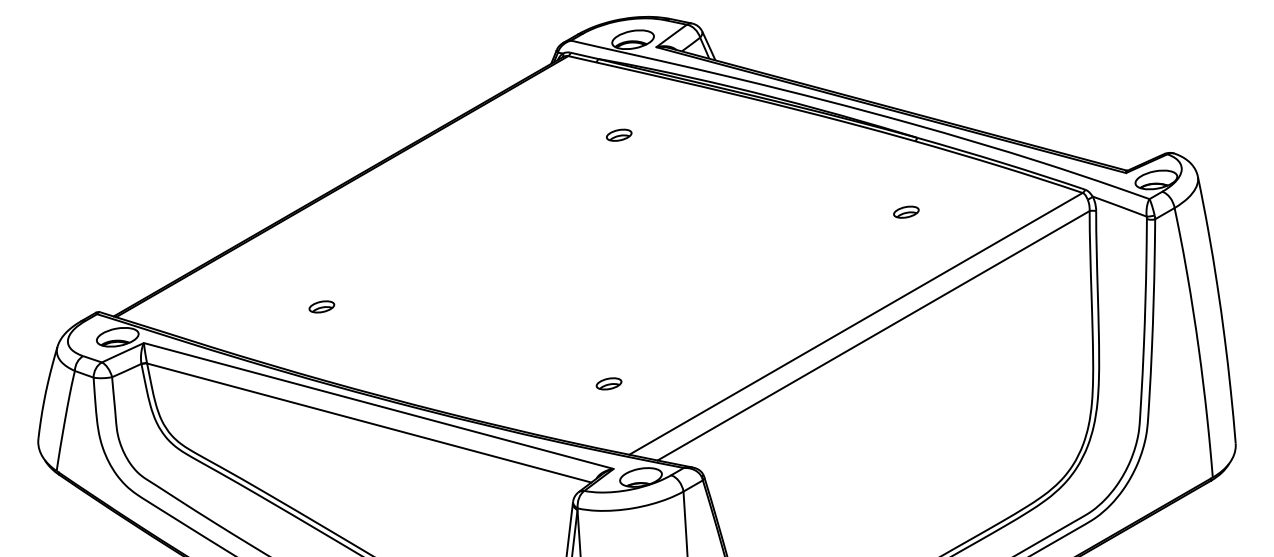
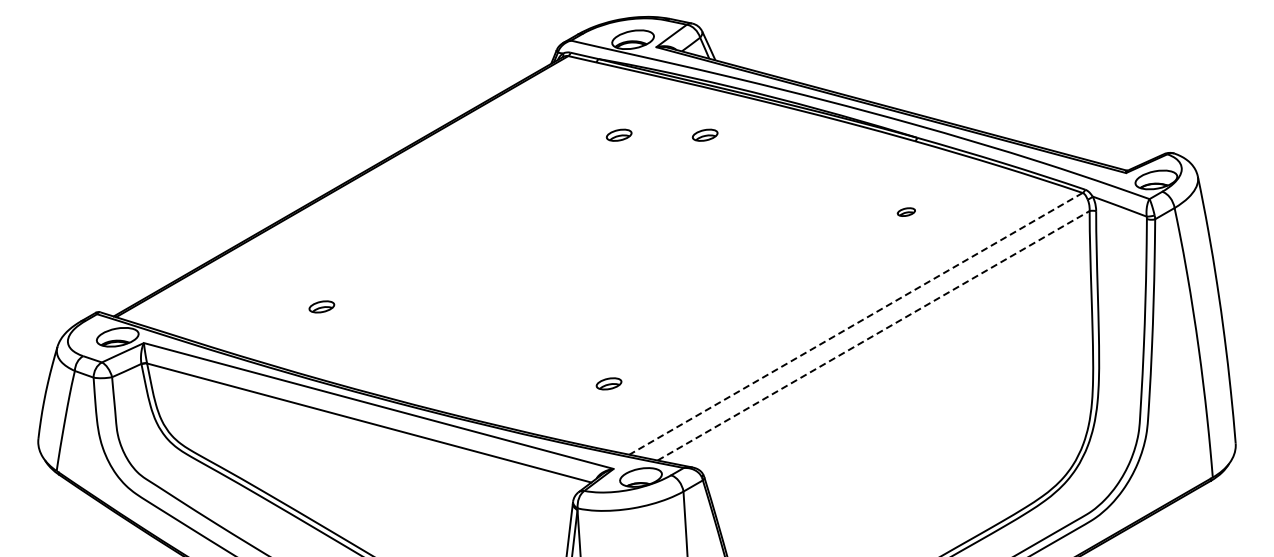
part: none -> present (704, 134)
part size: 27x14 px -> 20x10 px (905, 211)
line: solid -> dashed (855, 323)
line: solid -> dashed (874, 335)
